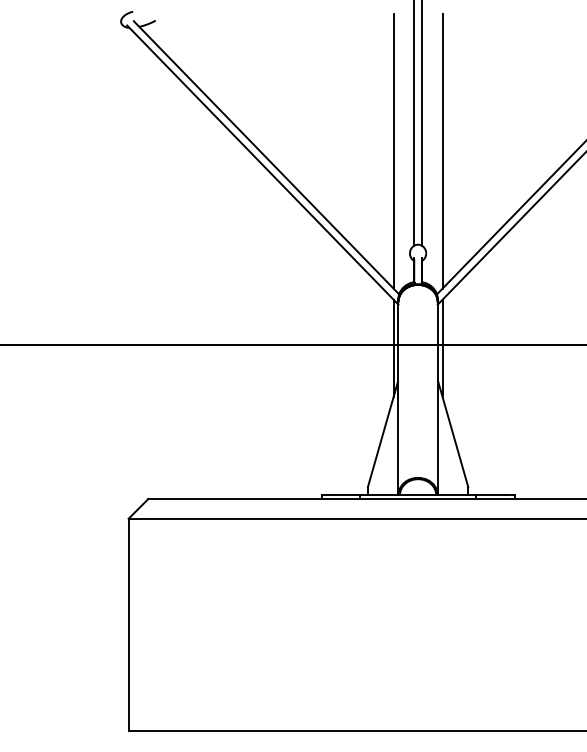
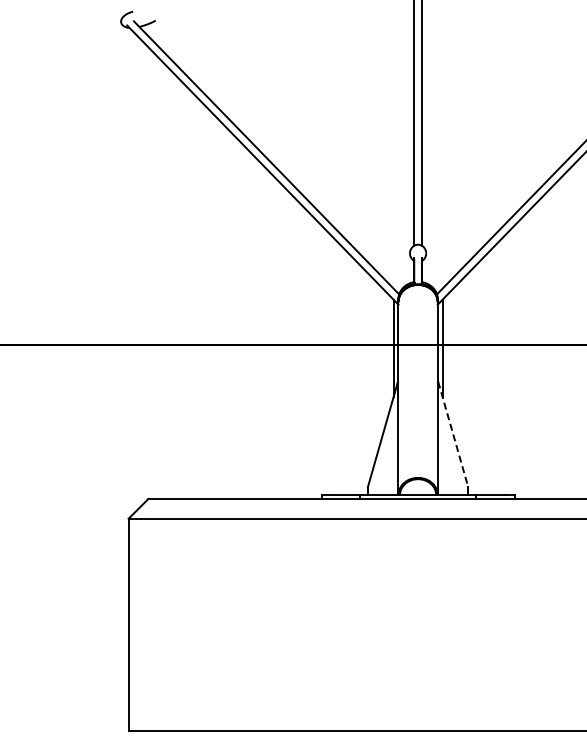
line: present -> none (393, 150)
line: present -> none (442, 150)
line: solid -> dashed (453, 434)
